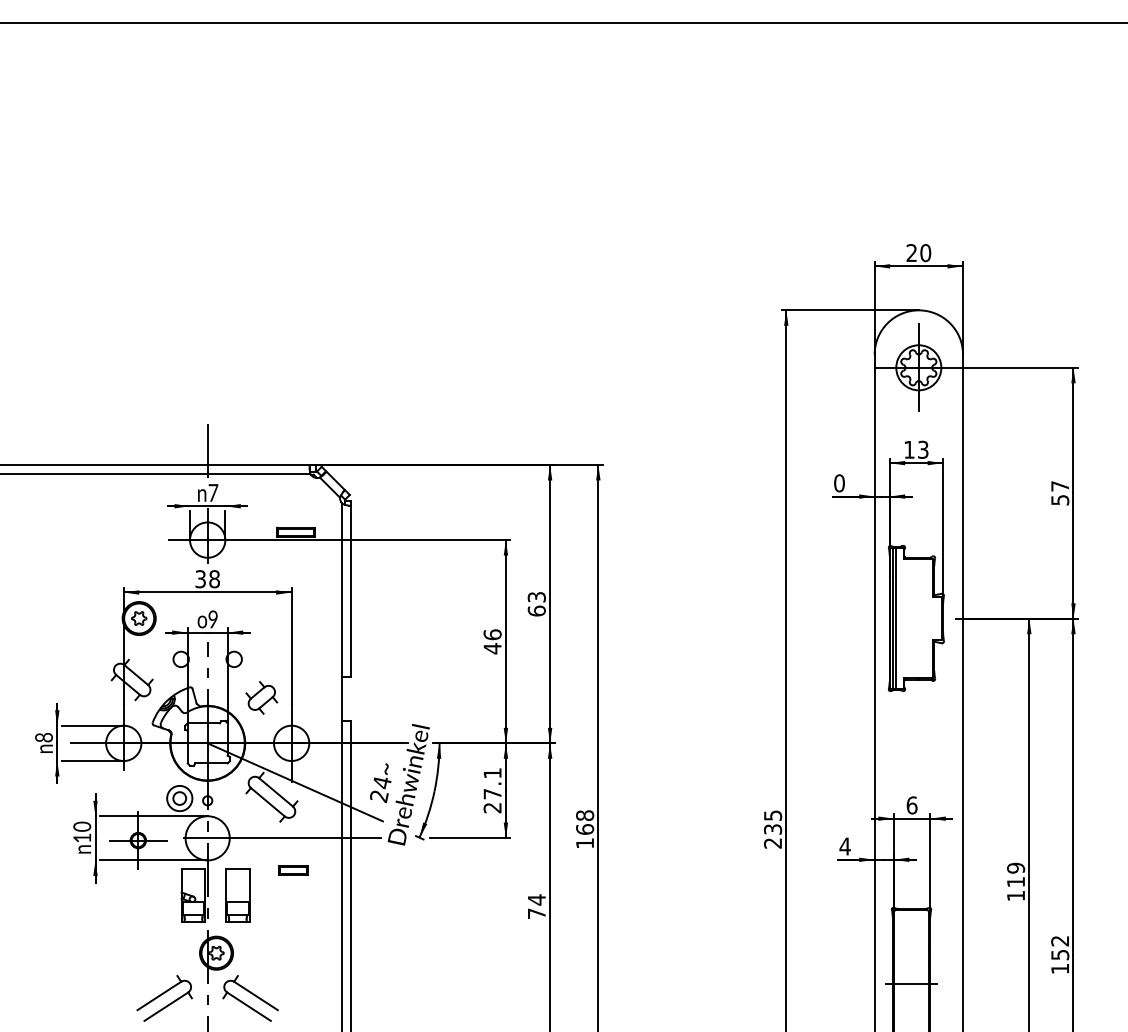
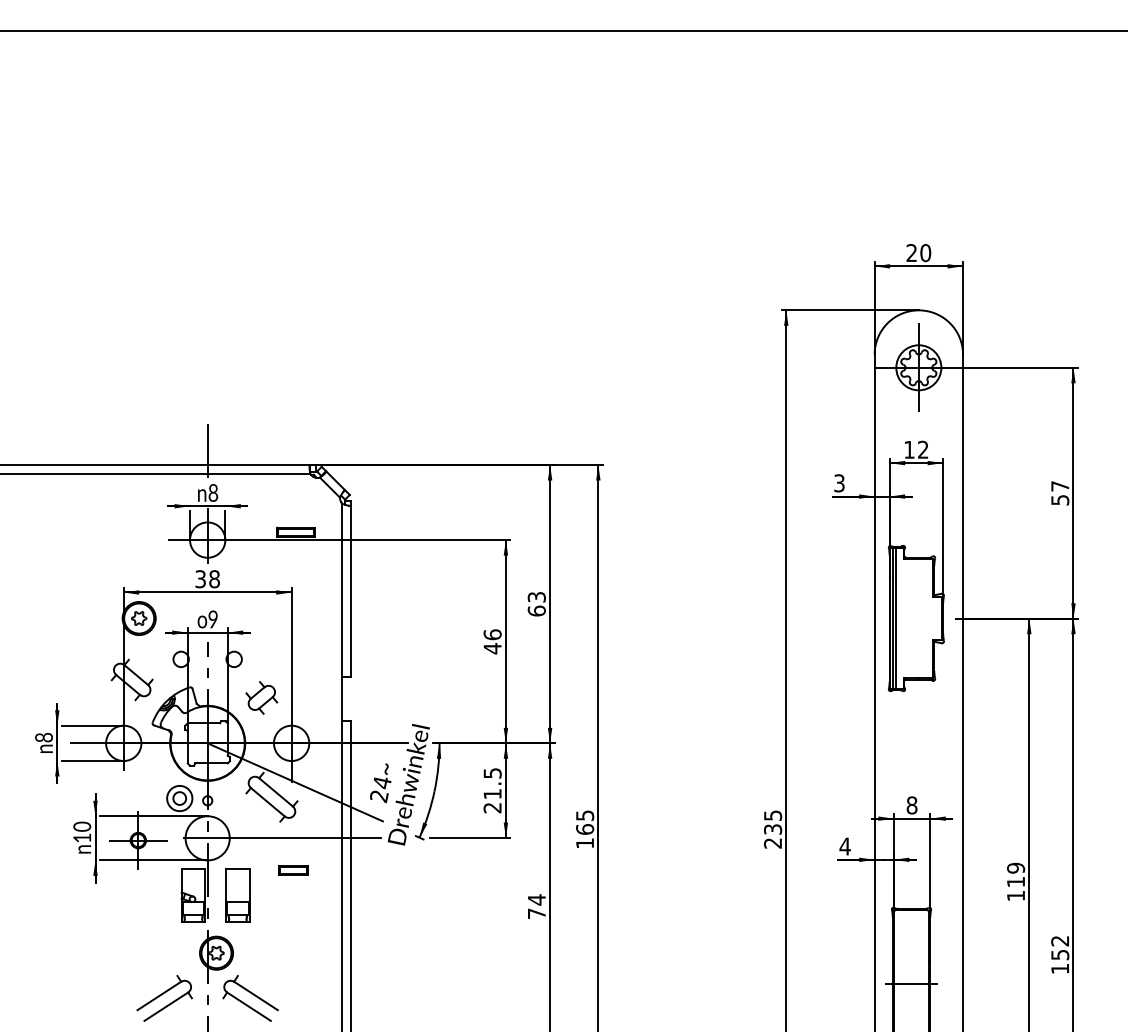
line position: (563, 22) -> (563, 30) (563, 30)
text: 13 -> 12 (923, 449)
text: 0 -> 3 (839, 483)
text: 7 -> 8 (213, 492)
text: 27.1 -> 21.5 (492, 783)
text: 6 -> 8 (911, 805)
text: 168 -> 165 (585, 815)
